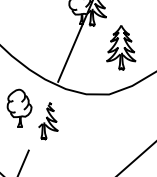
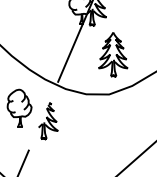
part position: (121, 47) -> (113, 54) (113, 54)
